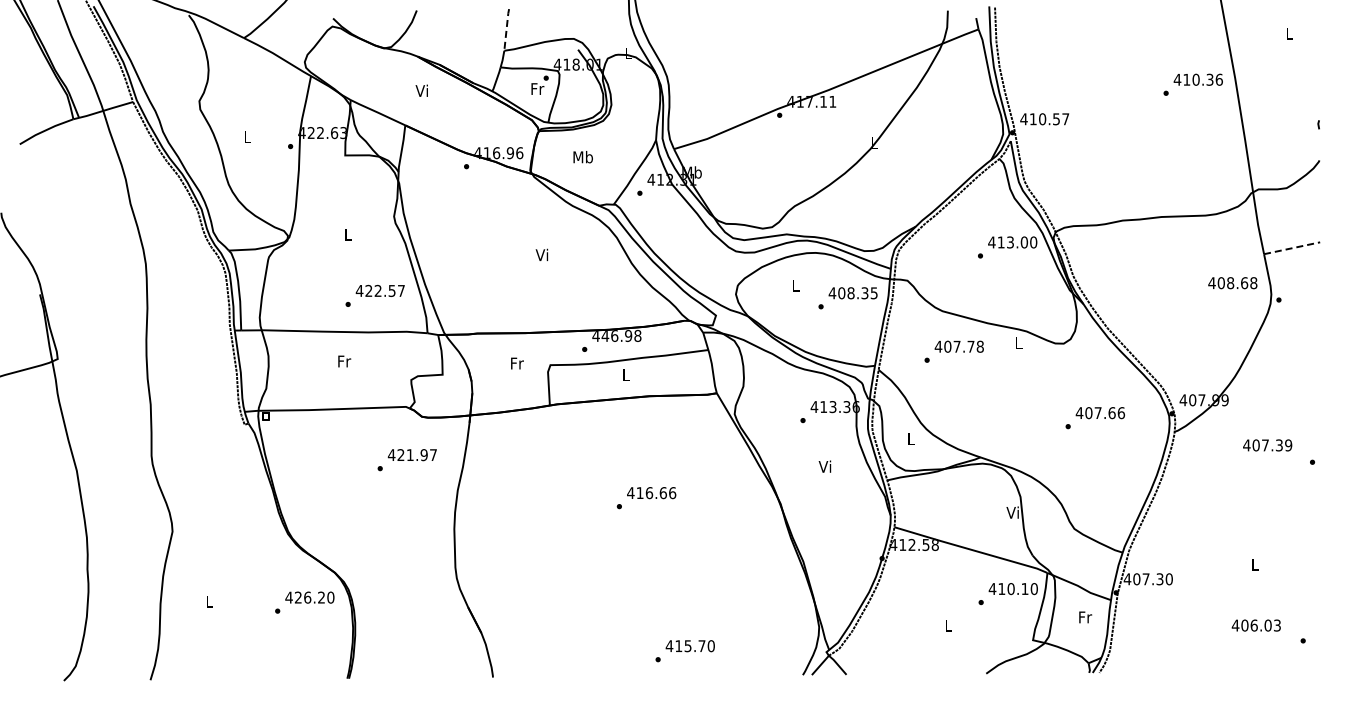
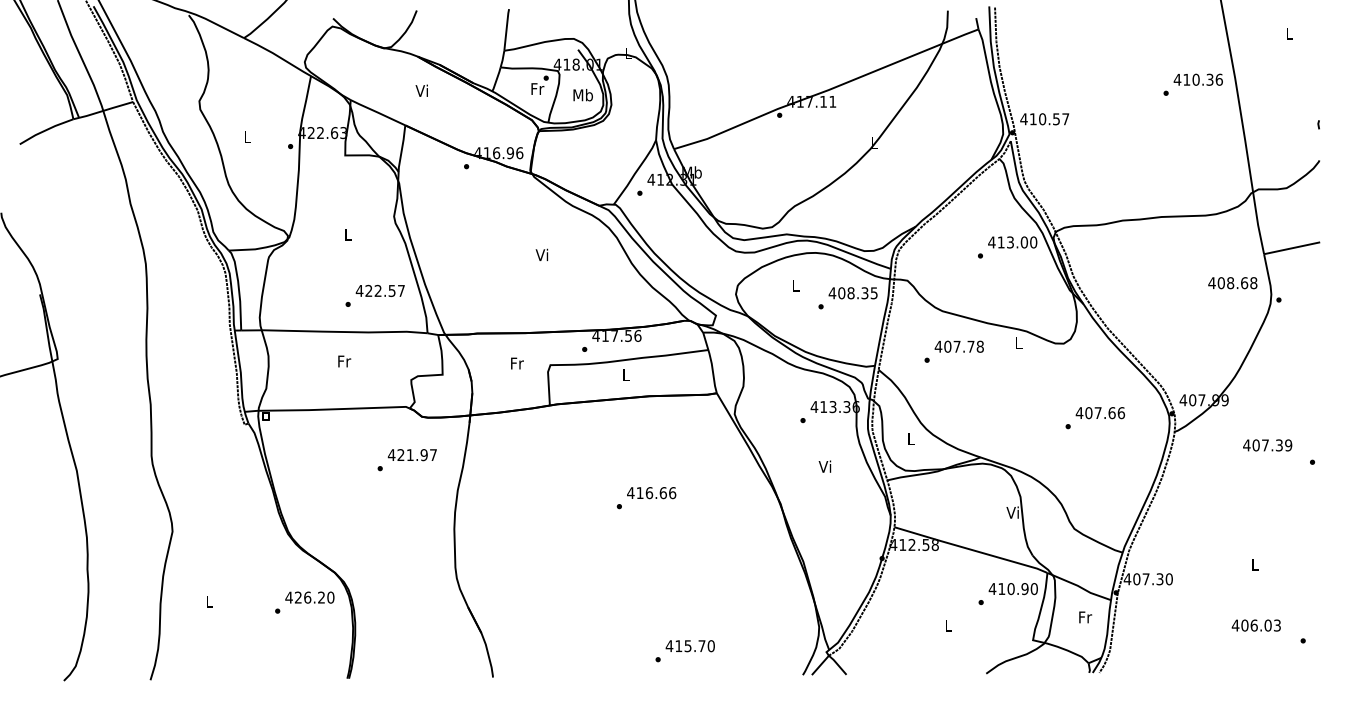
line: dashed -> solid (506, 29)
text position: (582, 157) -> (582, 95) (582, 95)
line: dashed -> solid (1292, 248)
text: 446.98 -> 417.56 (621, 335)
text: 410.10 -> 410.90 (1024, 589)
